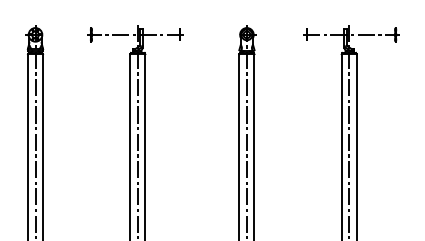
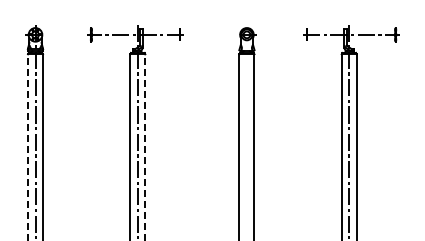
line: present -> none (246, 130)
line: solid -> dashed (28, 147)
line: solid -> dashed (145, 147)
